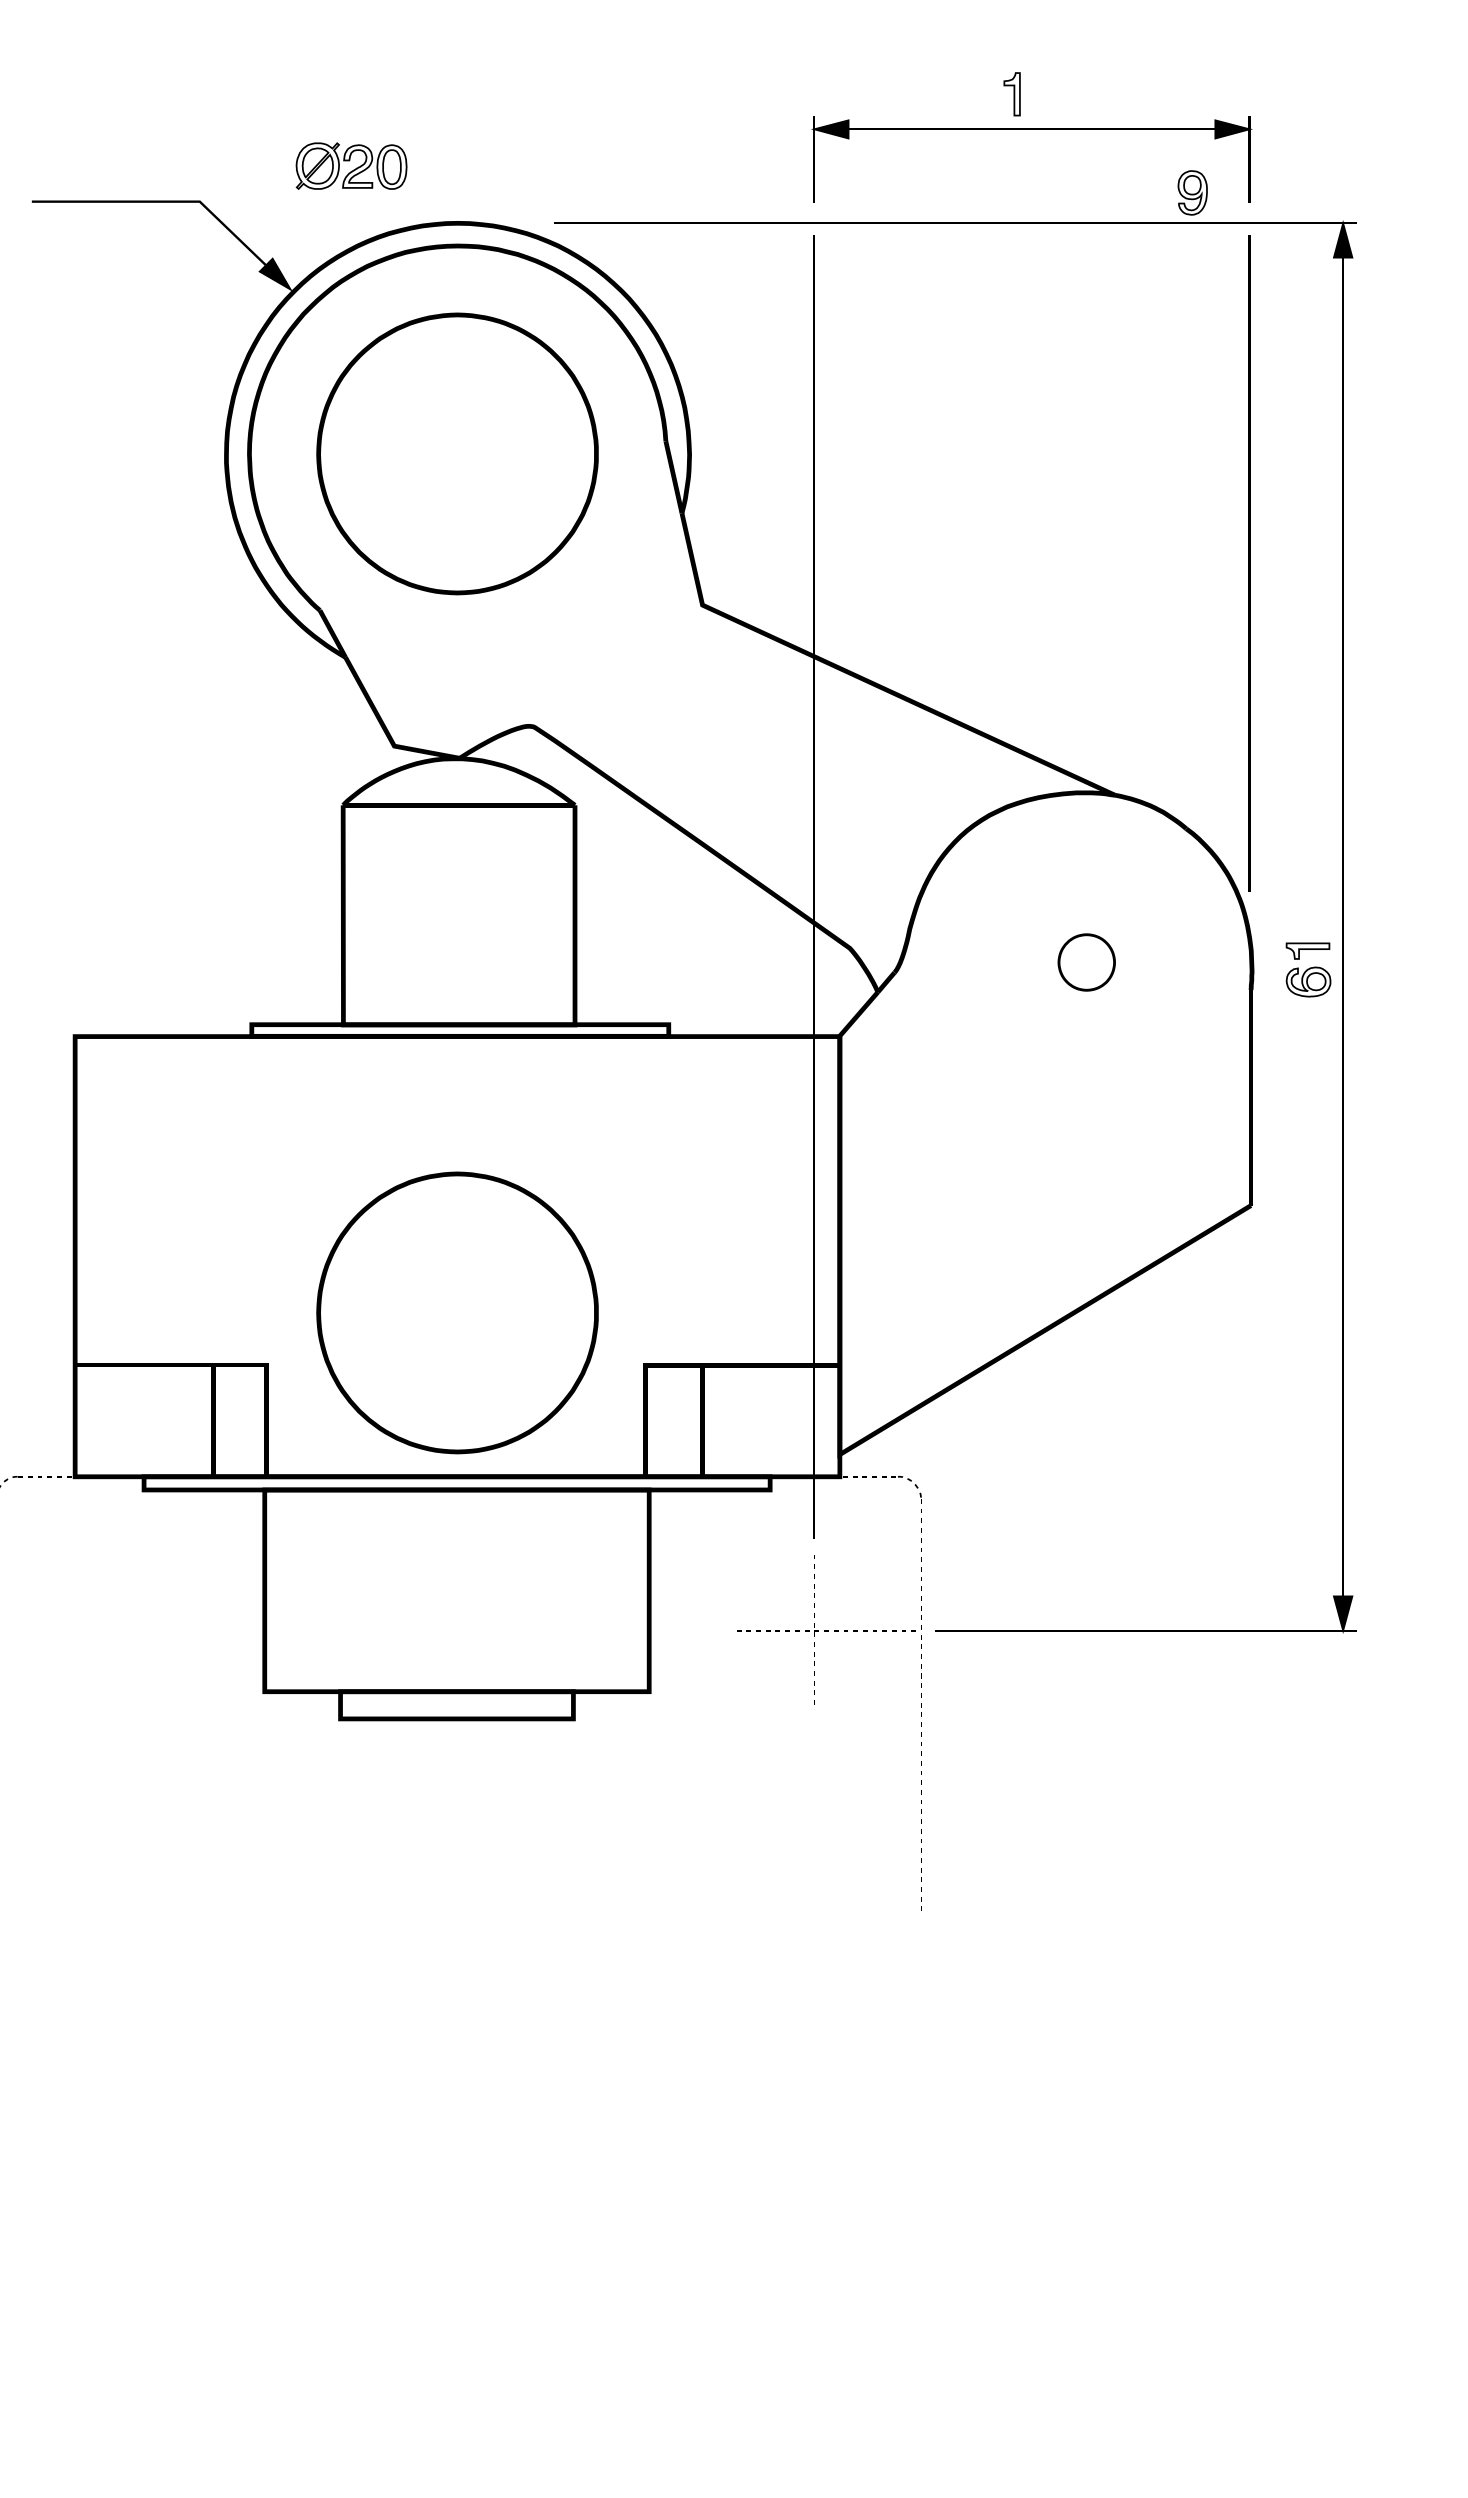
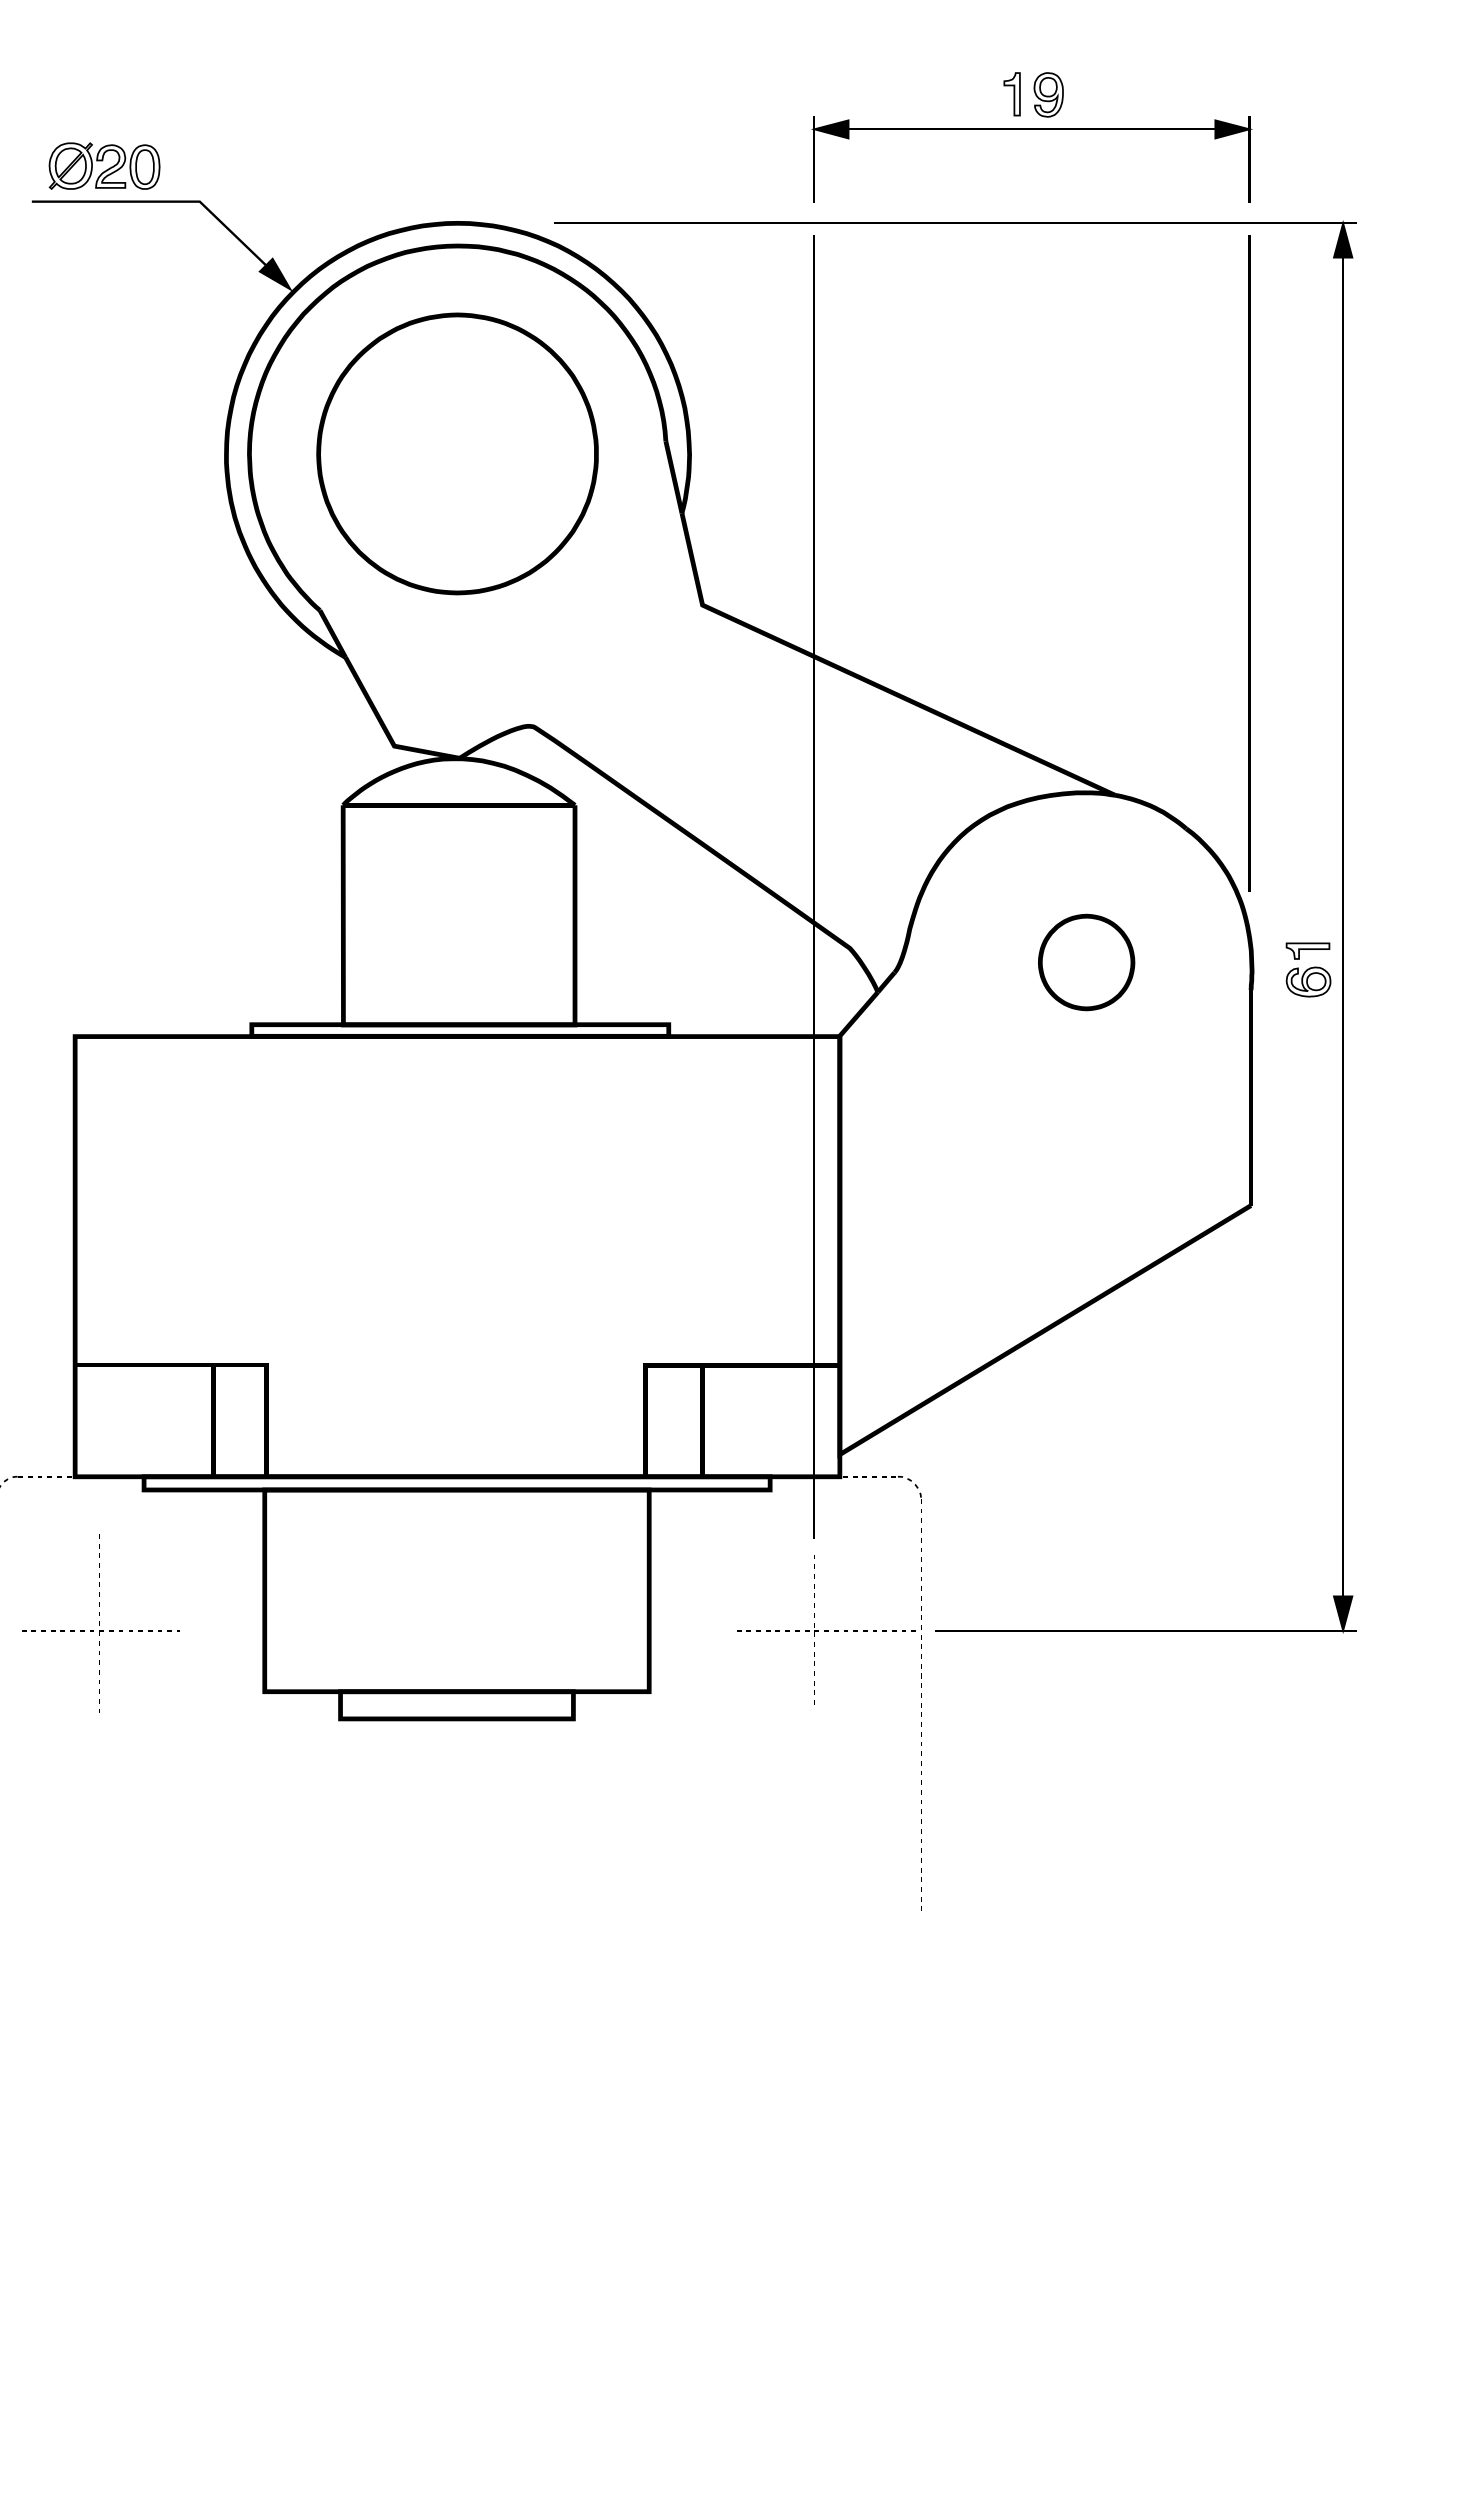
part position: (351, 165) -> (104, 165) (104, 165)
part position: (1192, 192) -> (1048, 94) (1048, 94)
part size: 59x59 px -> 98x99 px (1086, 962)
part: present -> none (457, 1312)
part: none -> present (100, 1623)
